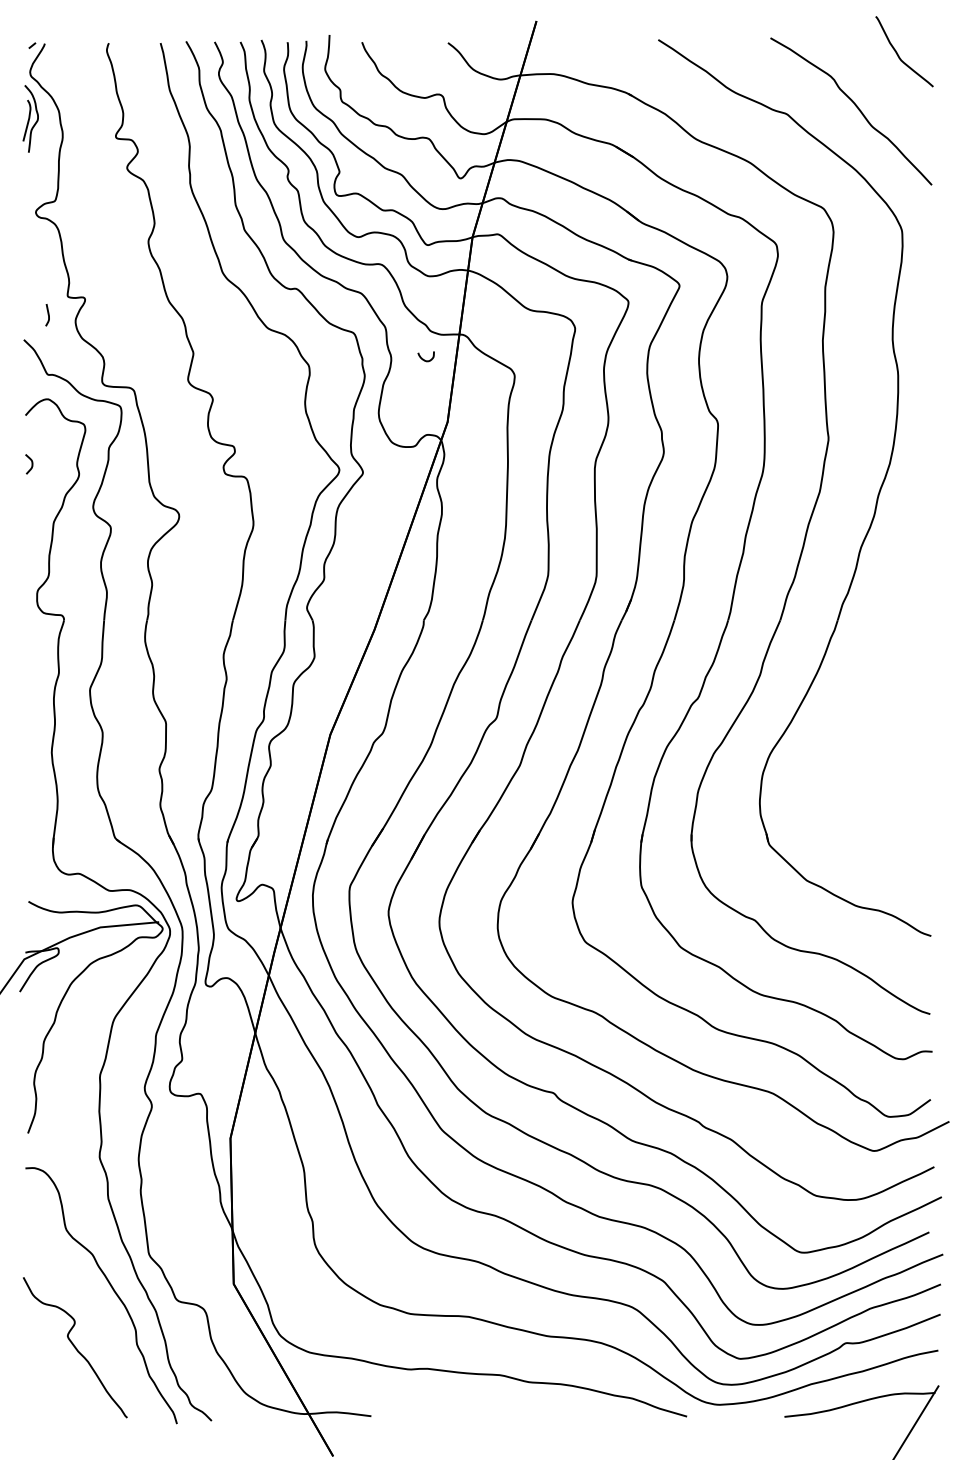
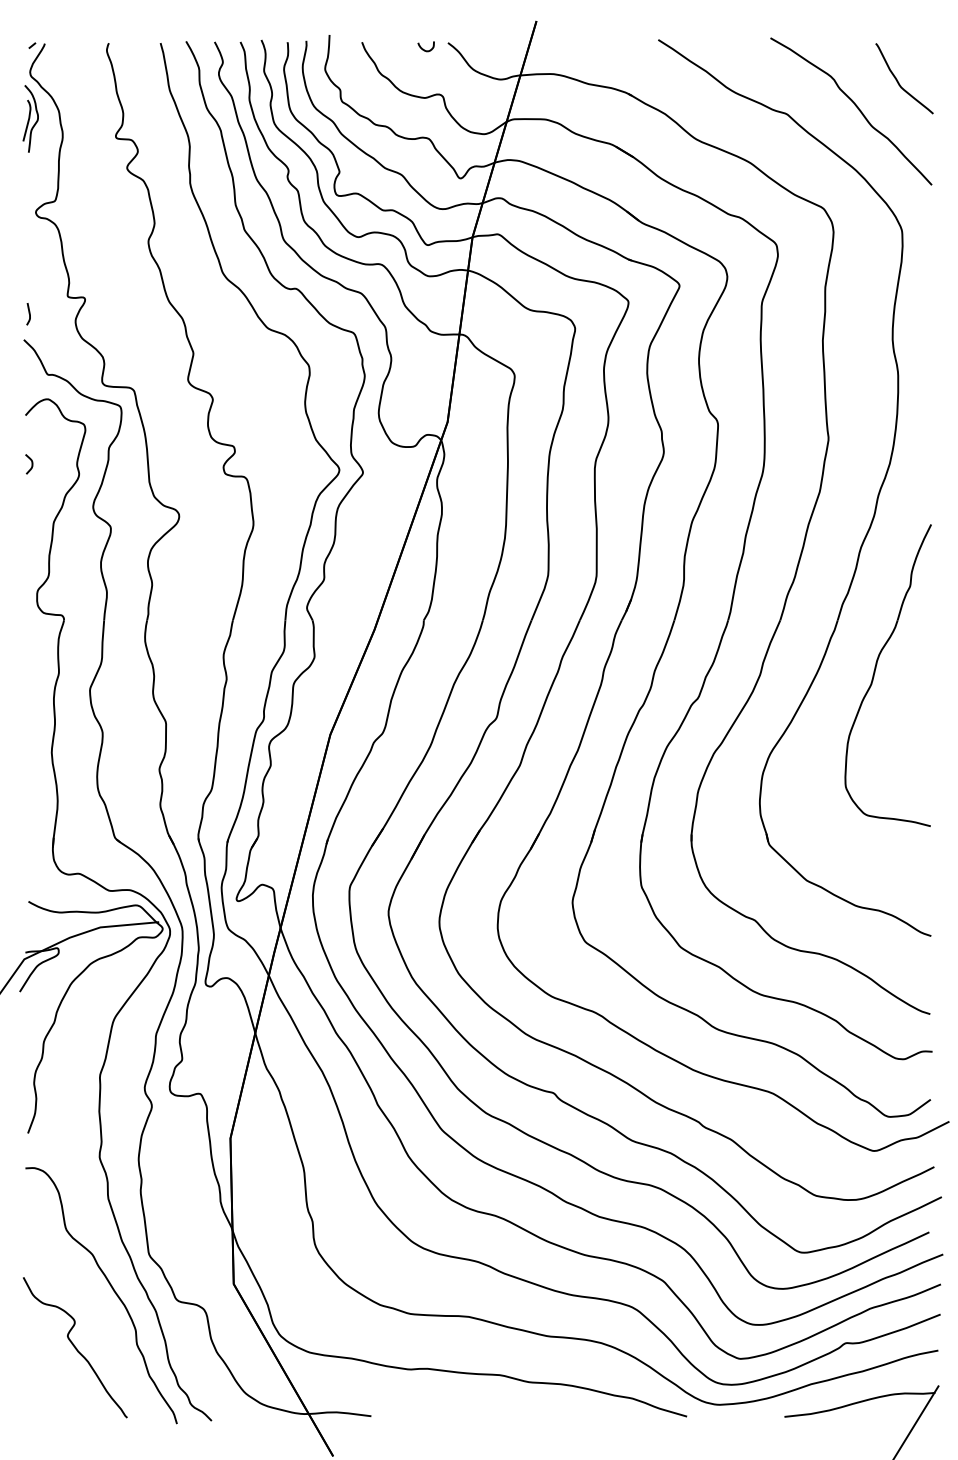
curve position: (899, 55) -> (899, 82) (899, 82)
curve position: (47, 314) -> (28, 313) (28, 313)
curve position: (423, 358) -> (423, 48) (423, 48)
part: none -> present (875, 673)
